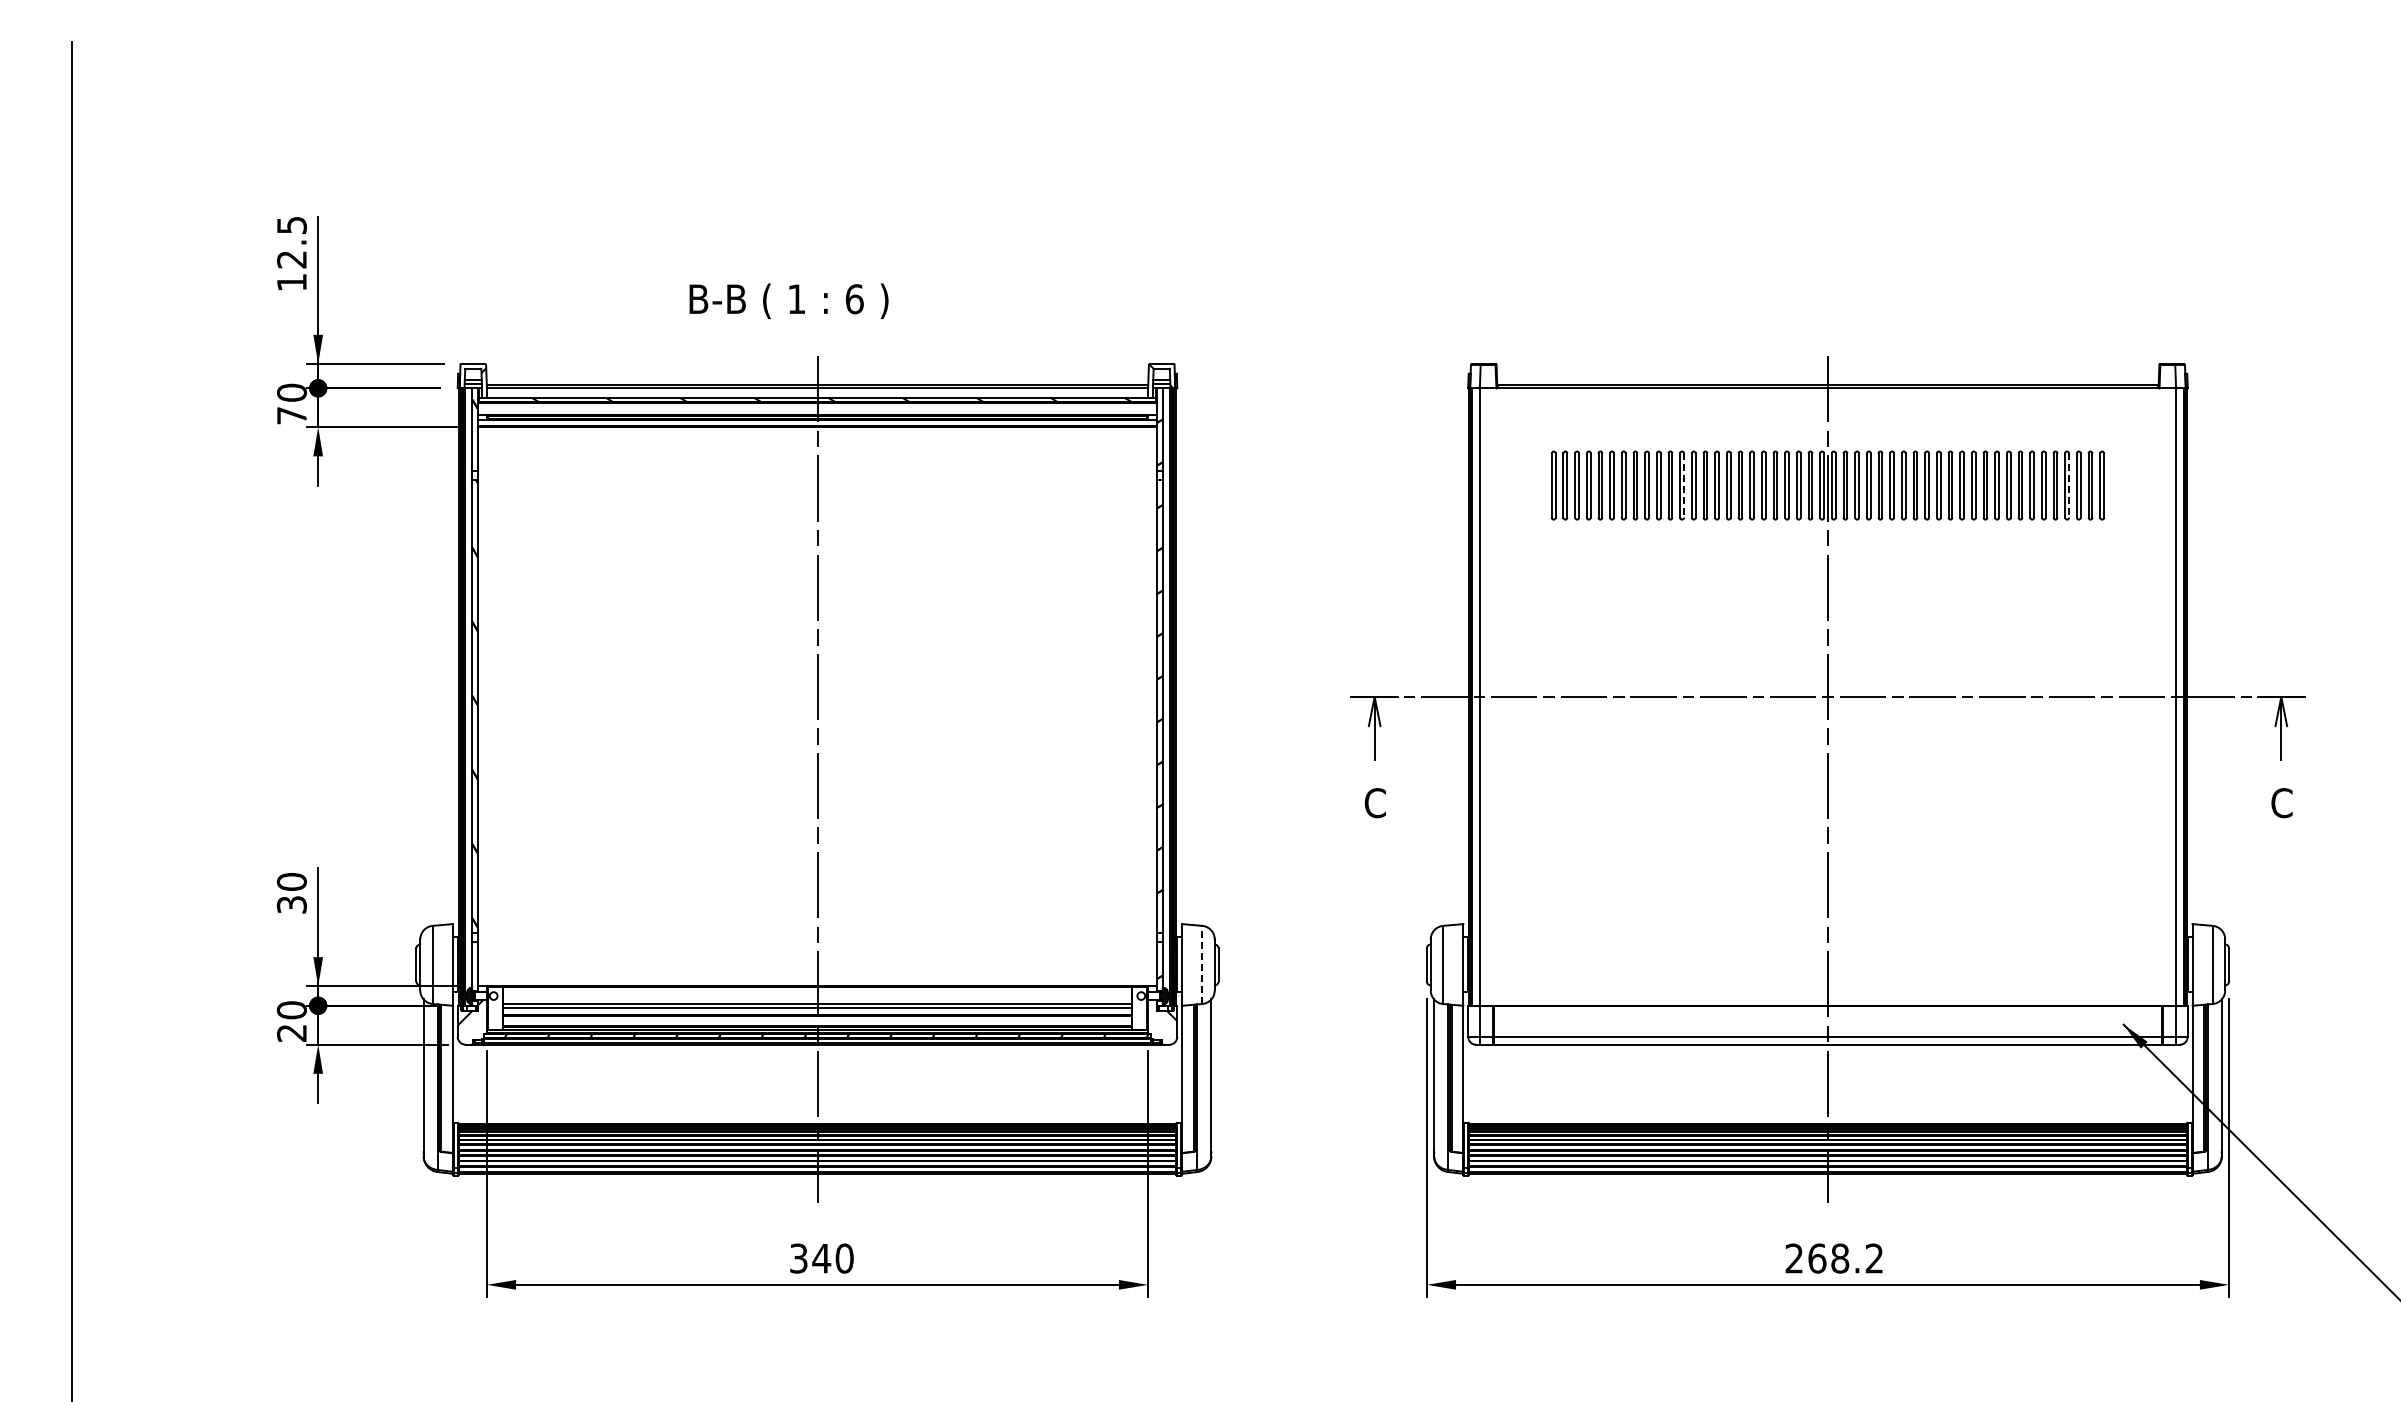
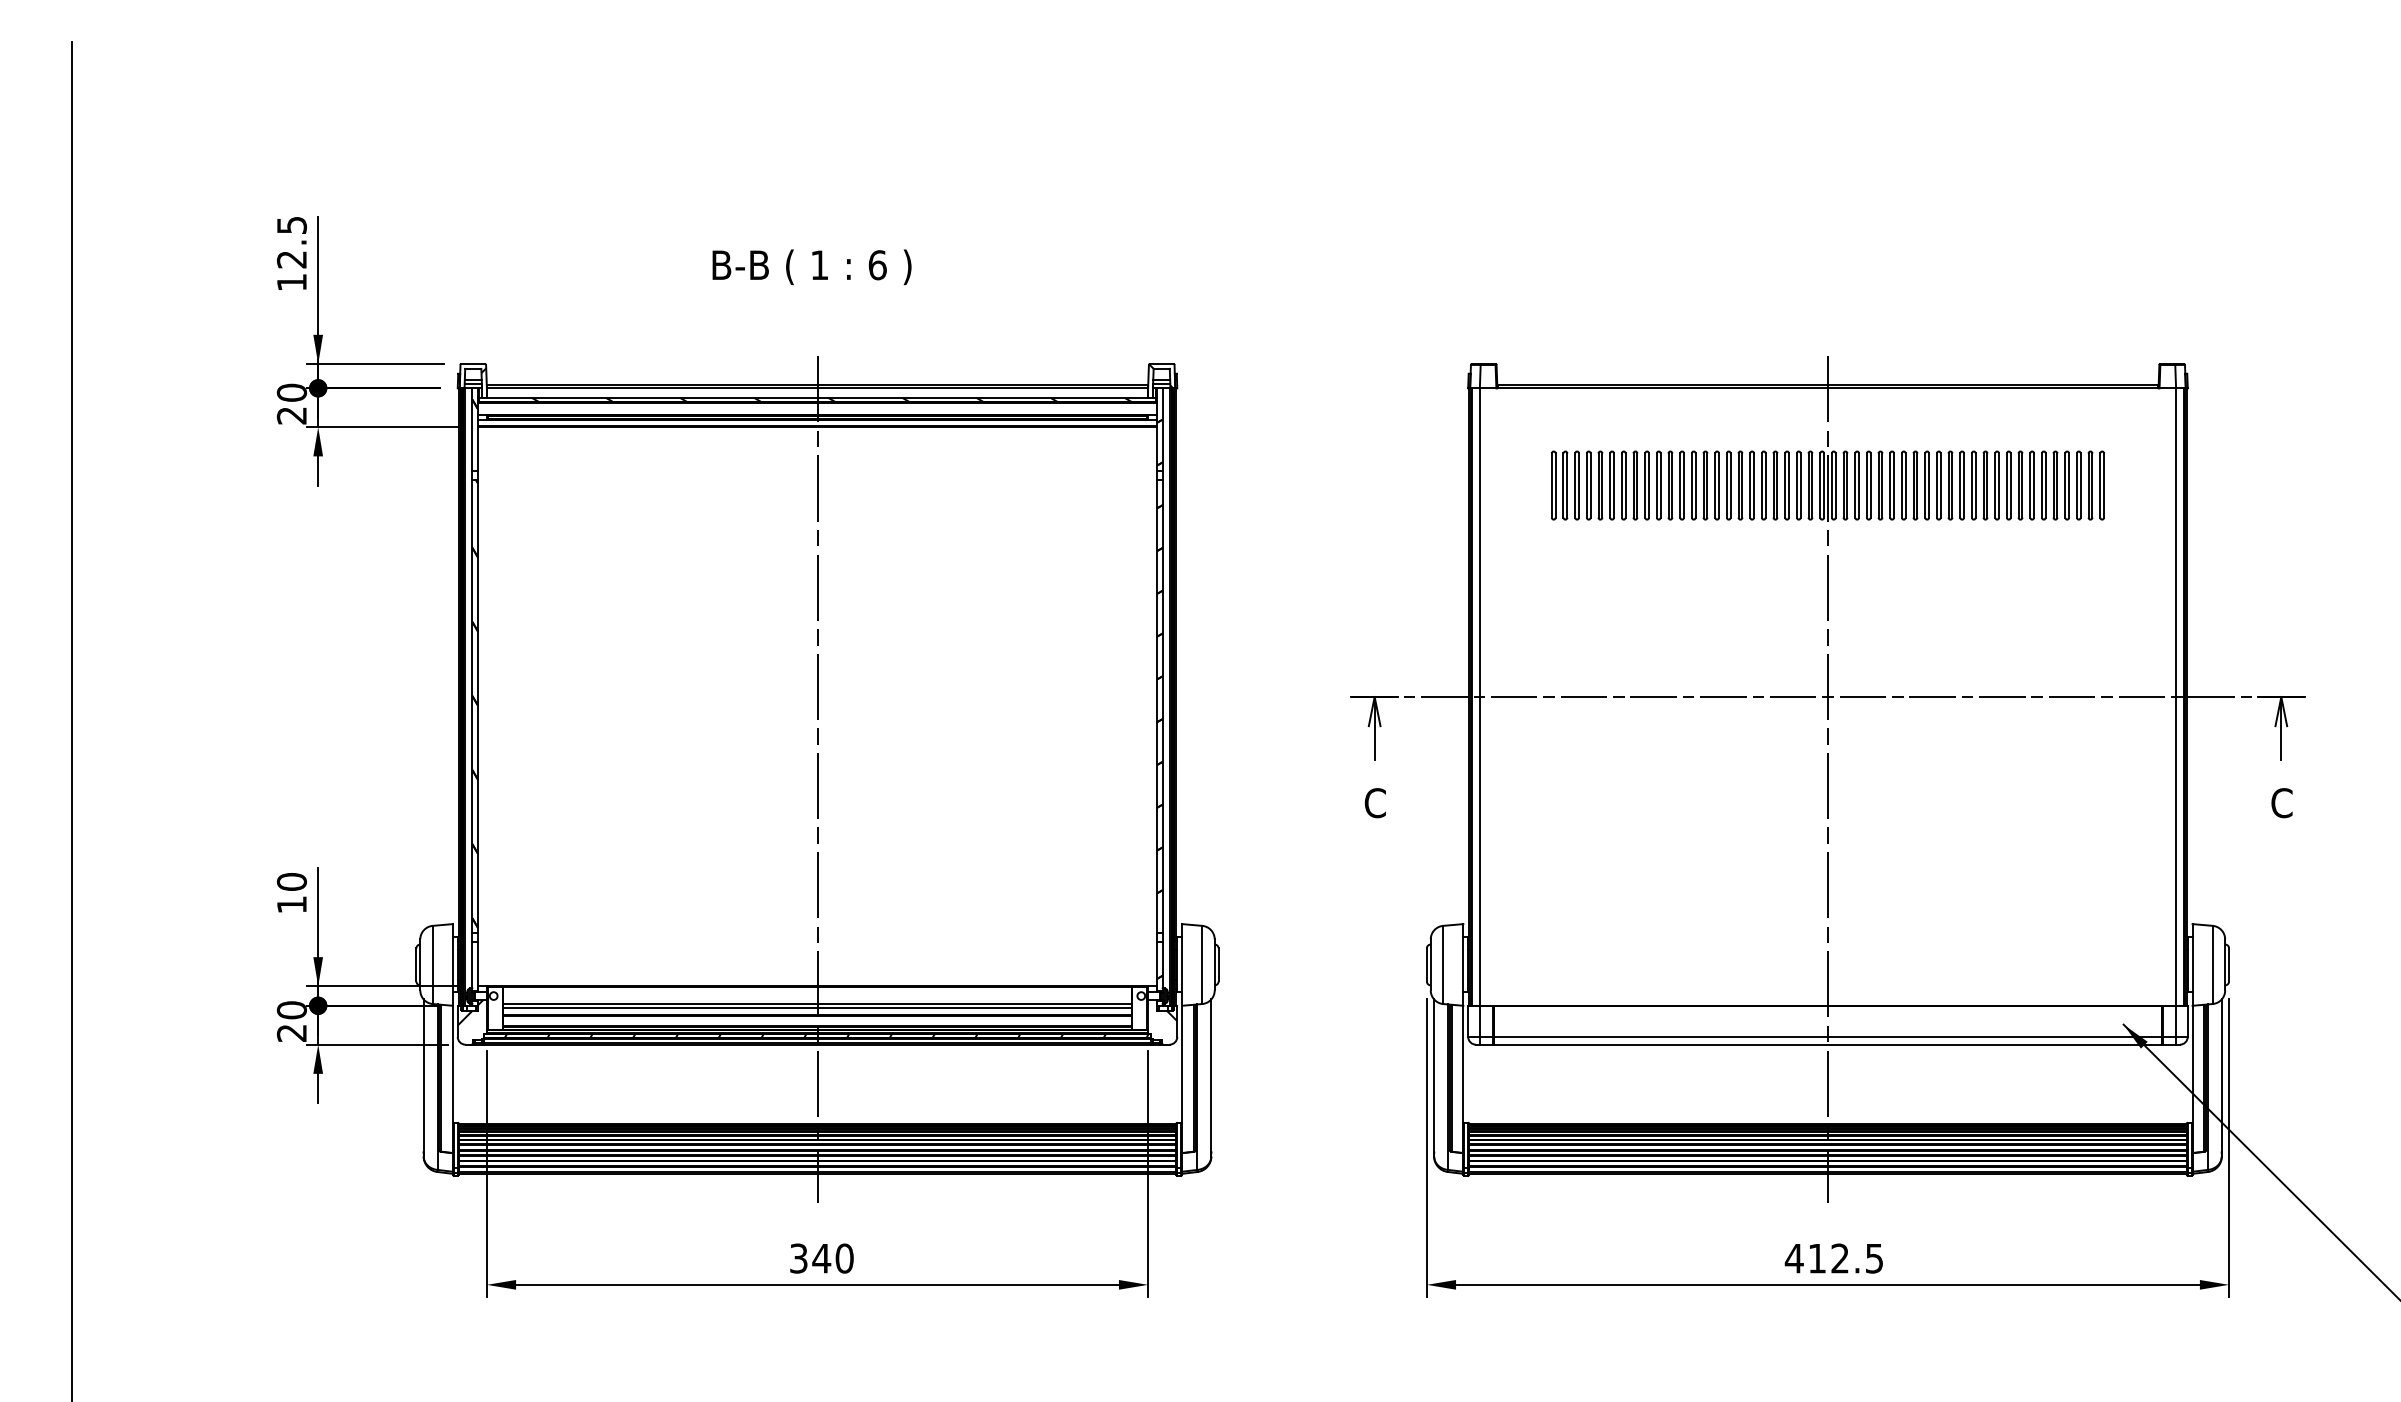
text position: (788, 300) -> (811, 266) (811, 266)
text: 70 -> 20 (291, 415)
line: dashed -> solid (1684, 486)
line: dashed -> solid (2069, 486)
text: 30 -> 10 (291, 904)
line: dashed -> solid (1202, 964)
text: 268.2 -> 412.5 (1833, 1258)
